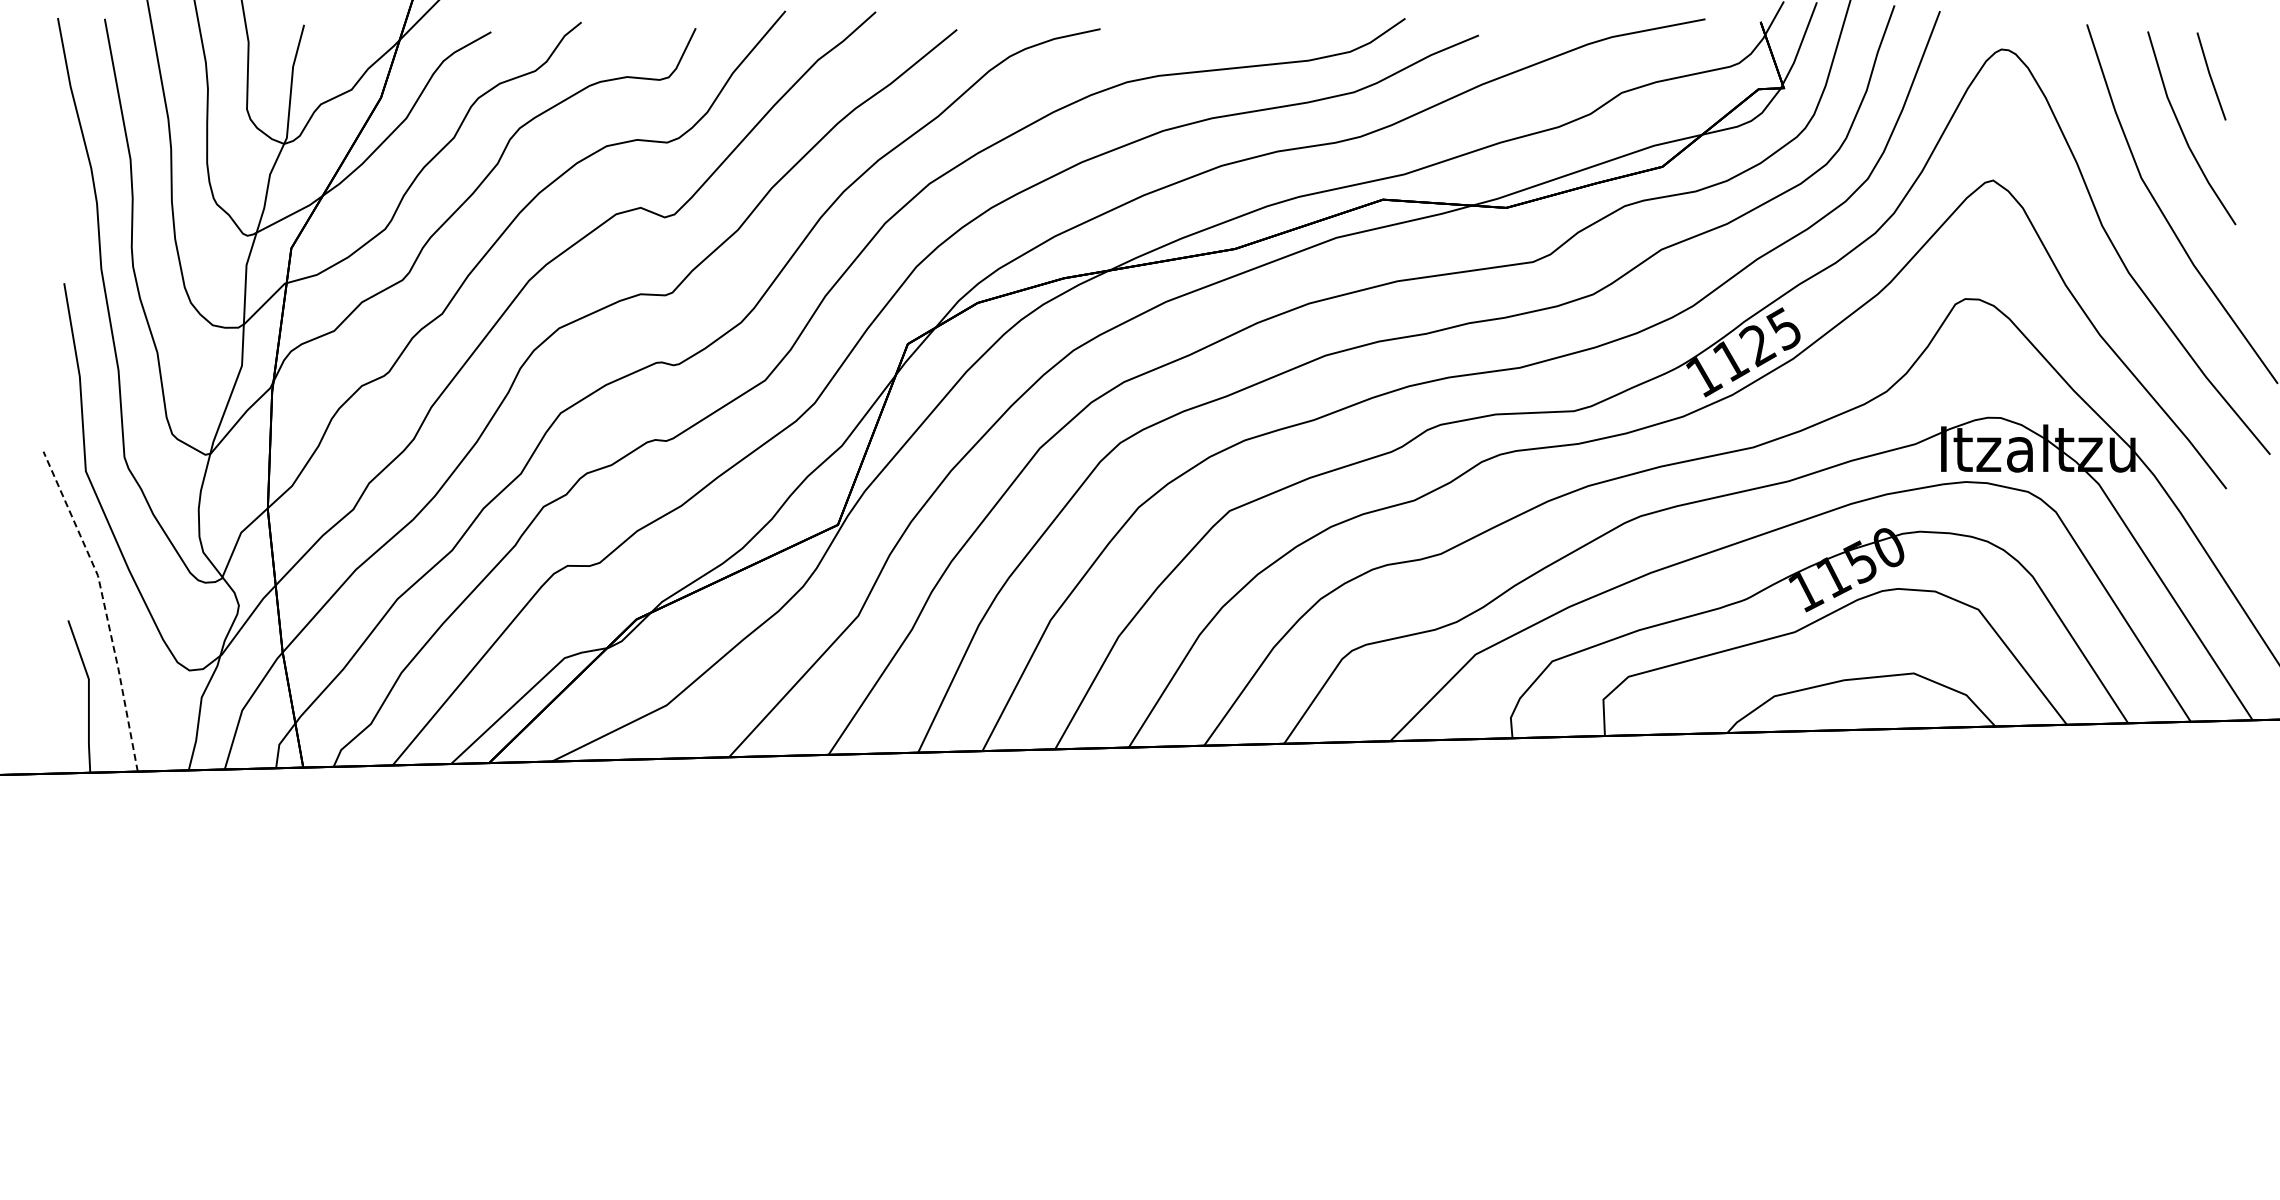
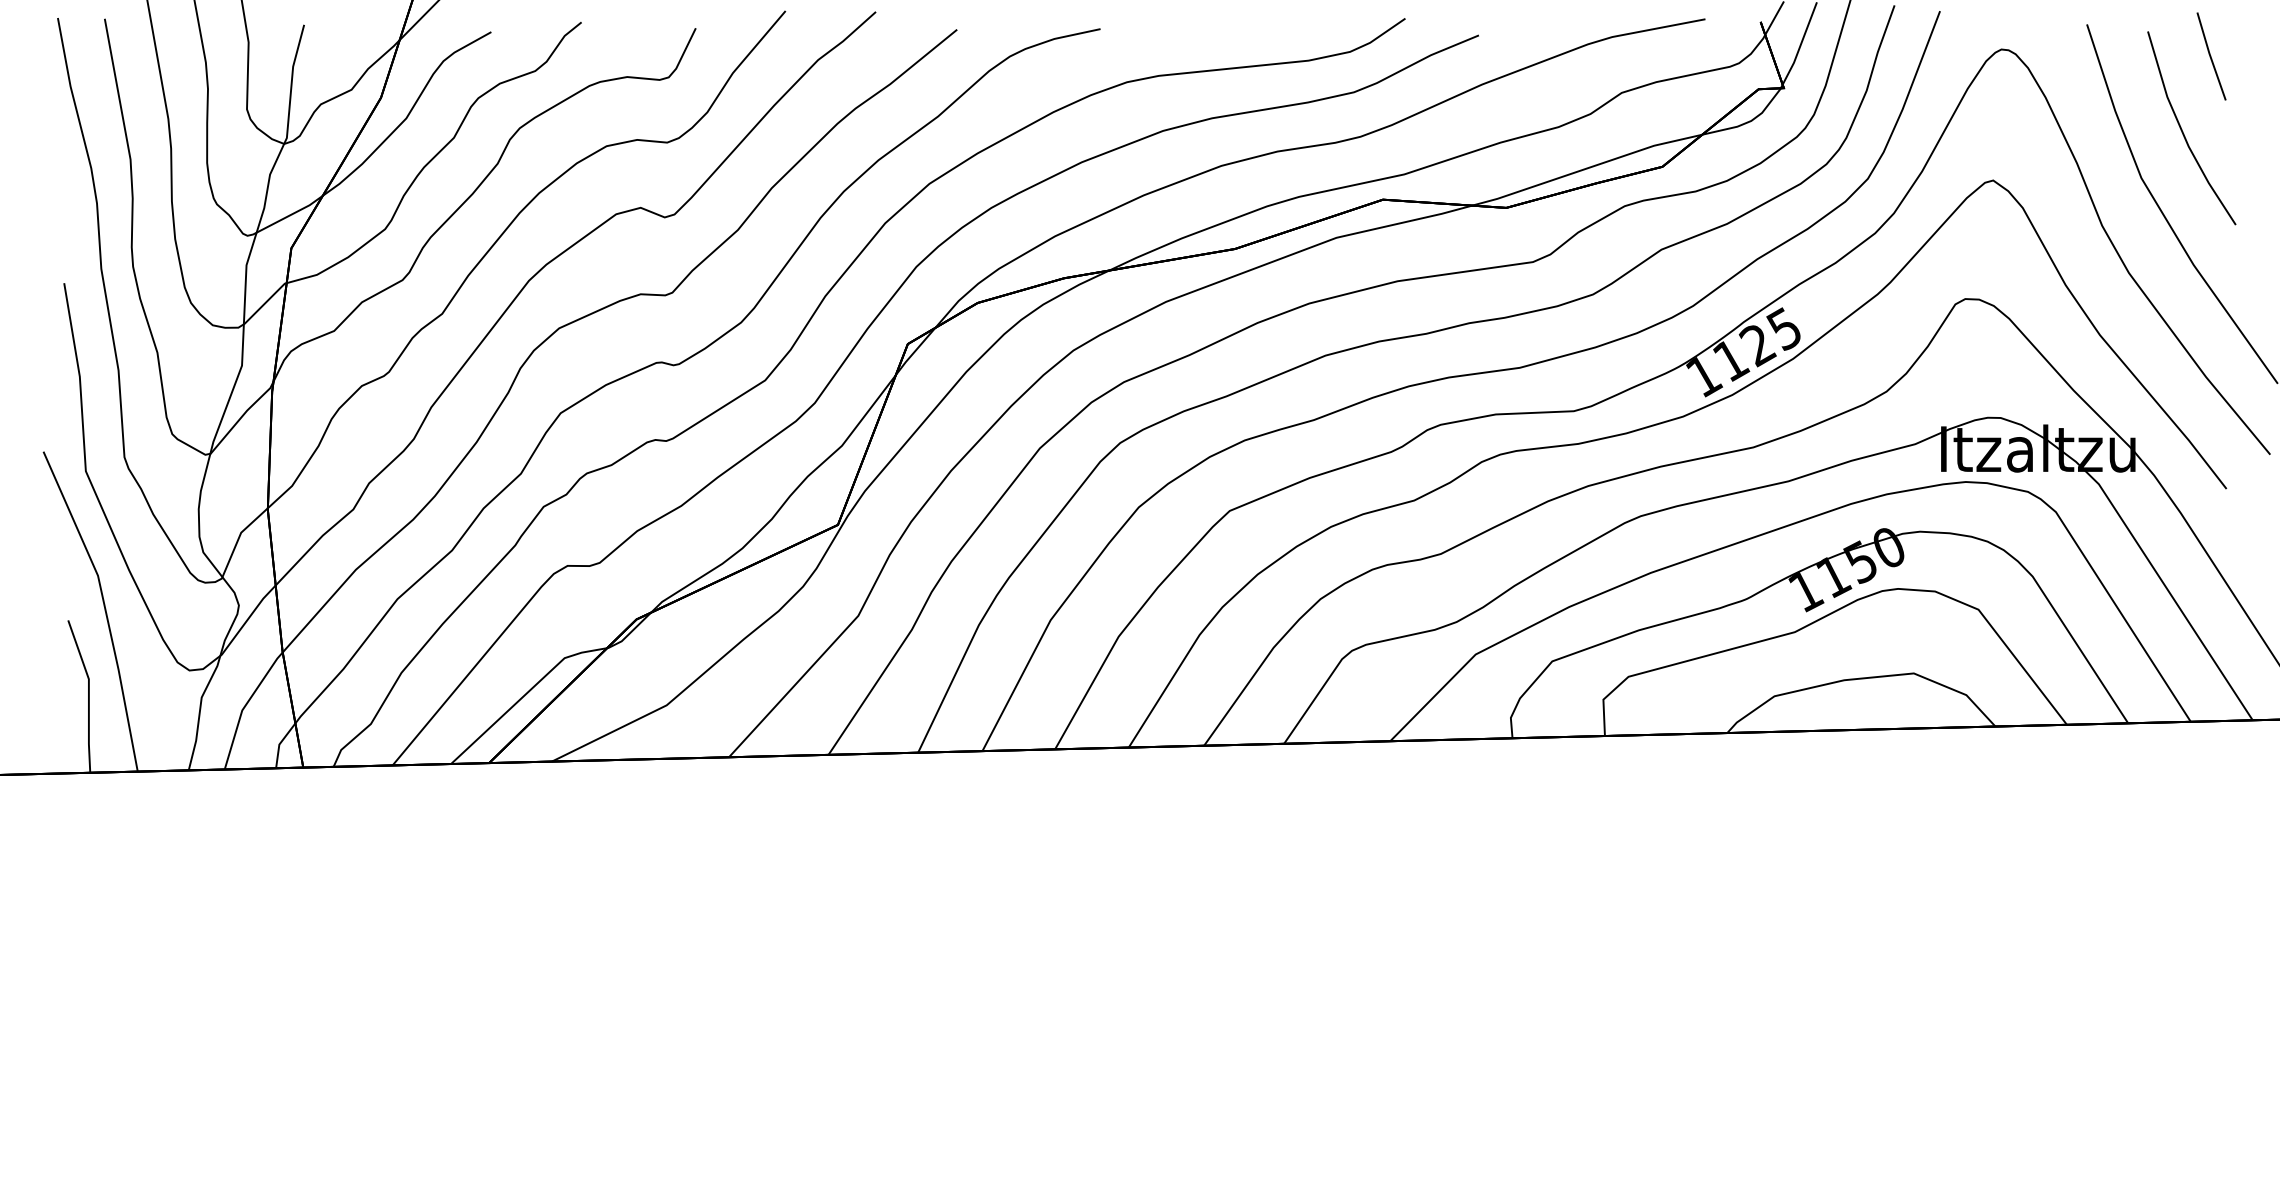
line position: (2211, 76) -> (2211, 56) (2211, 56)
line: dashed -> solid (104, 606)
